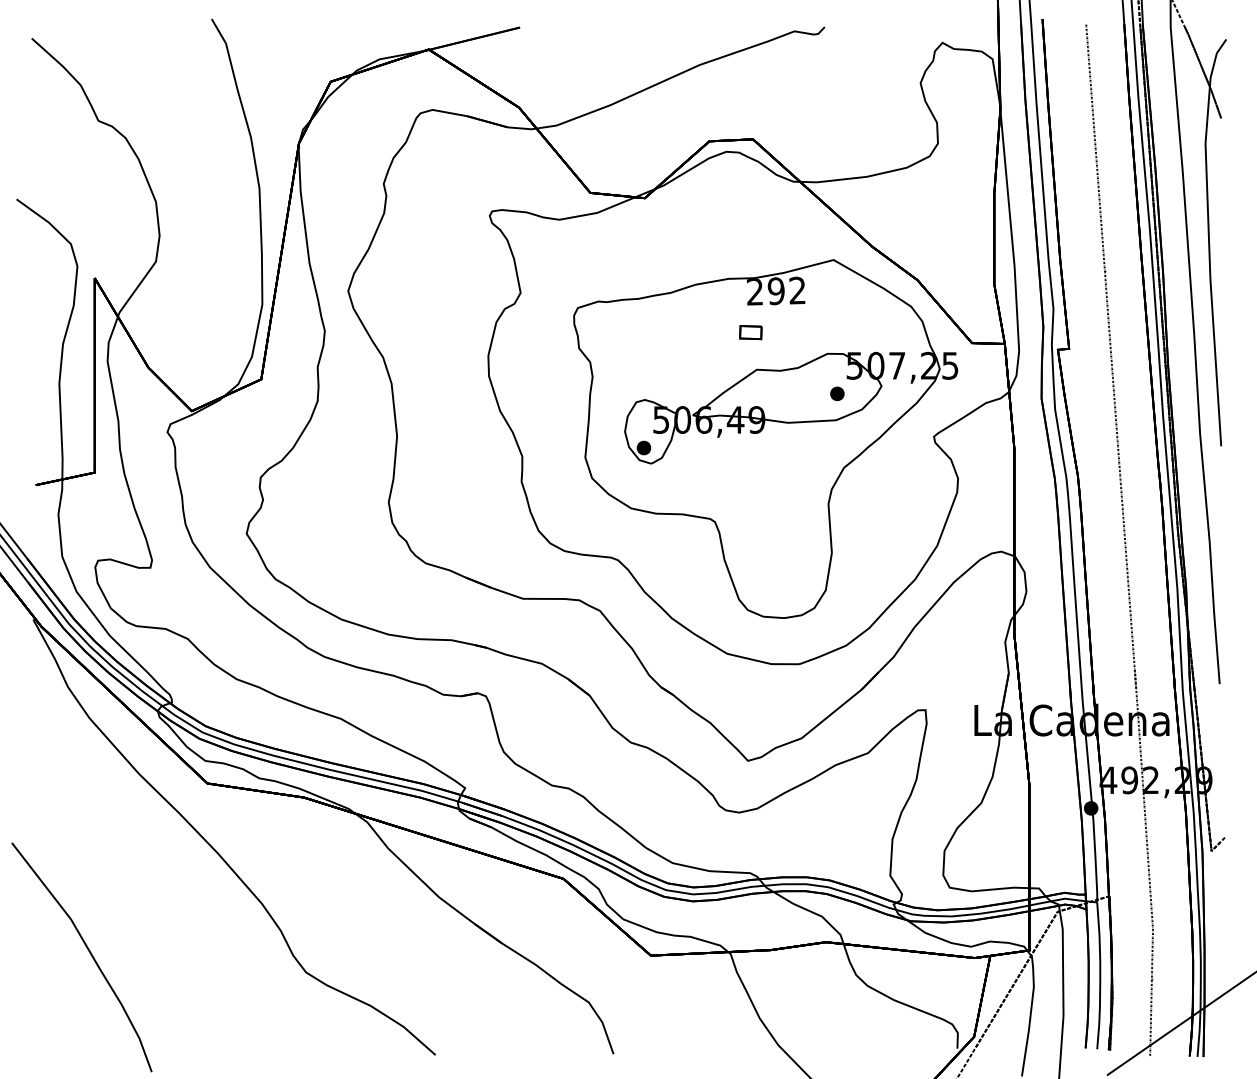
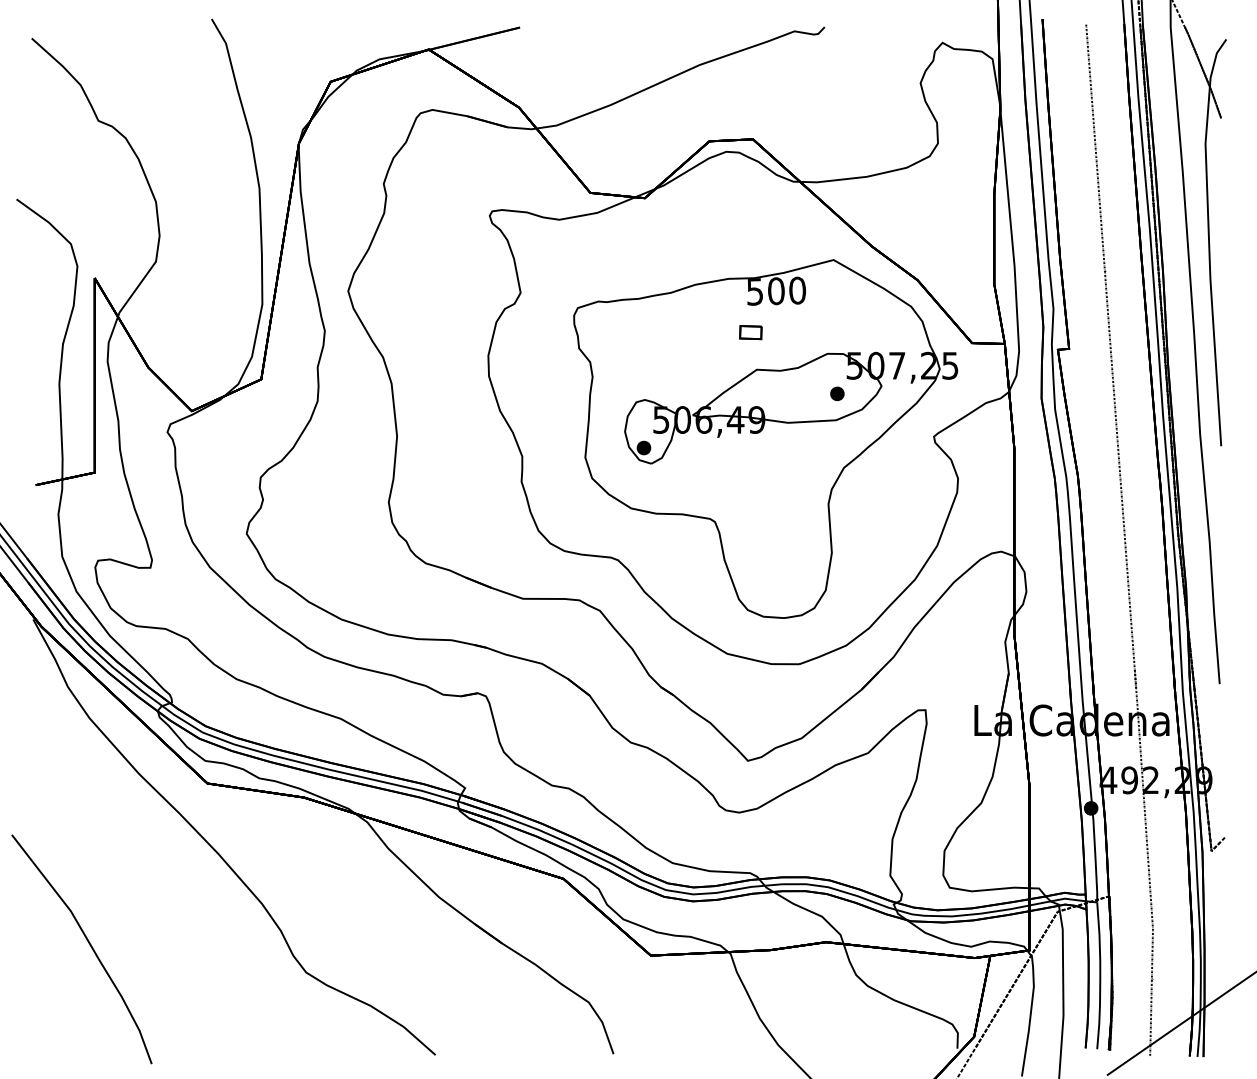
text: 292 -> 500 (775, 290)
part position: (89, 953) -> (89, 945) (89, 945)
